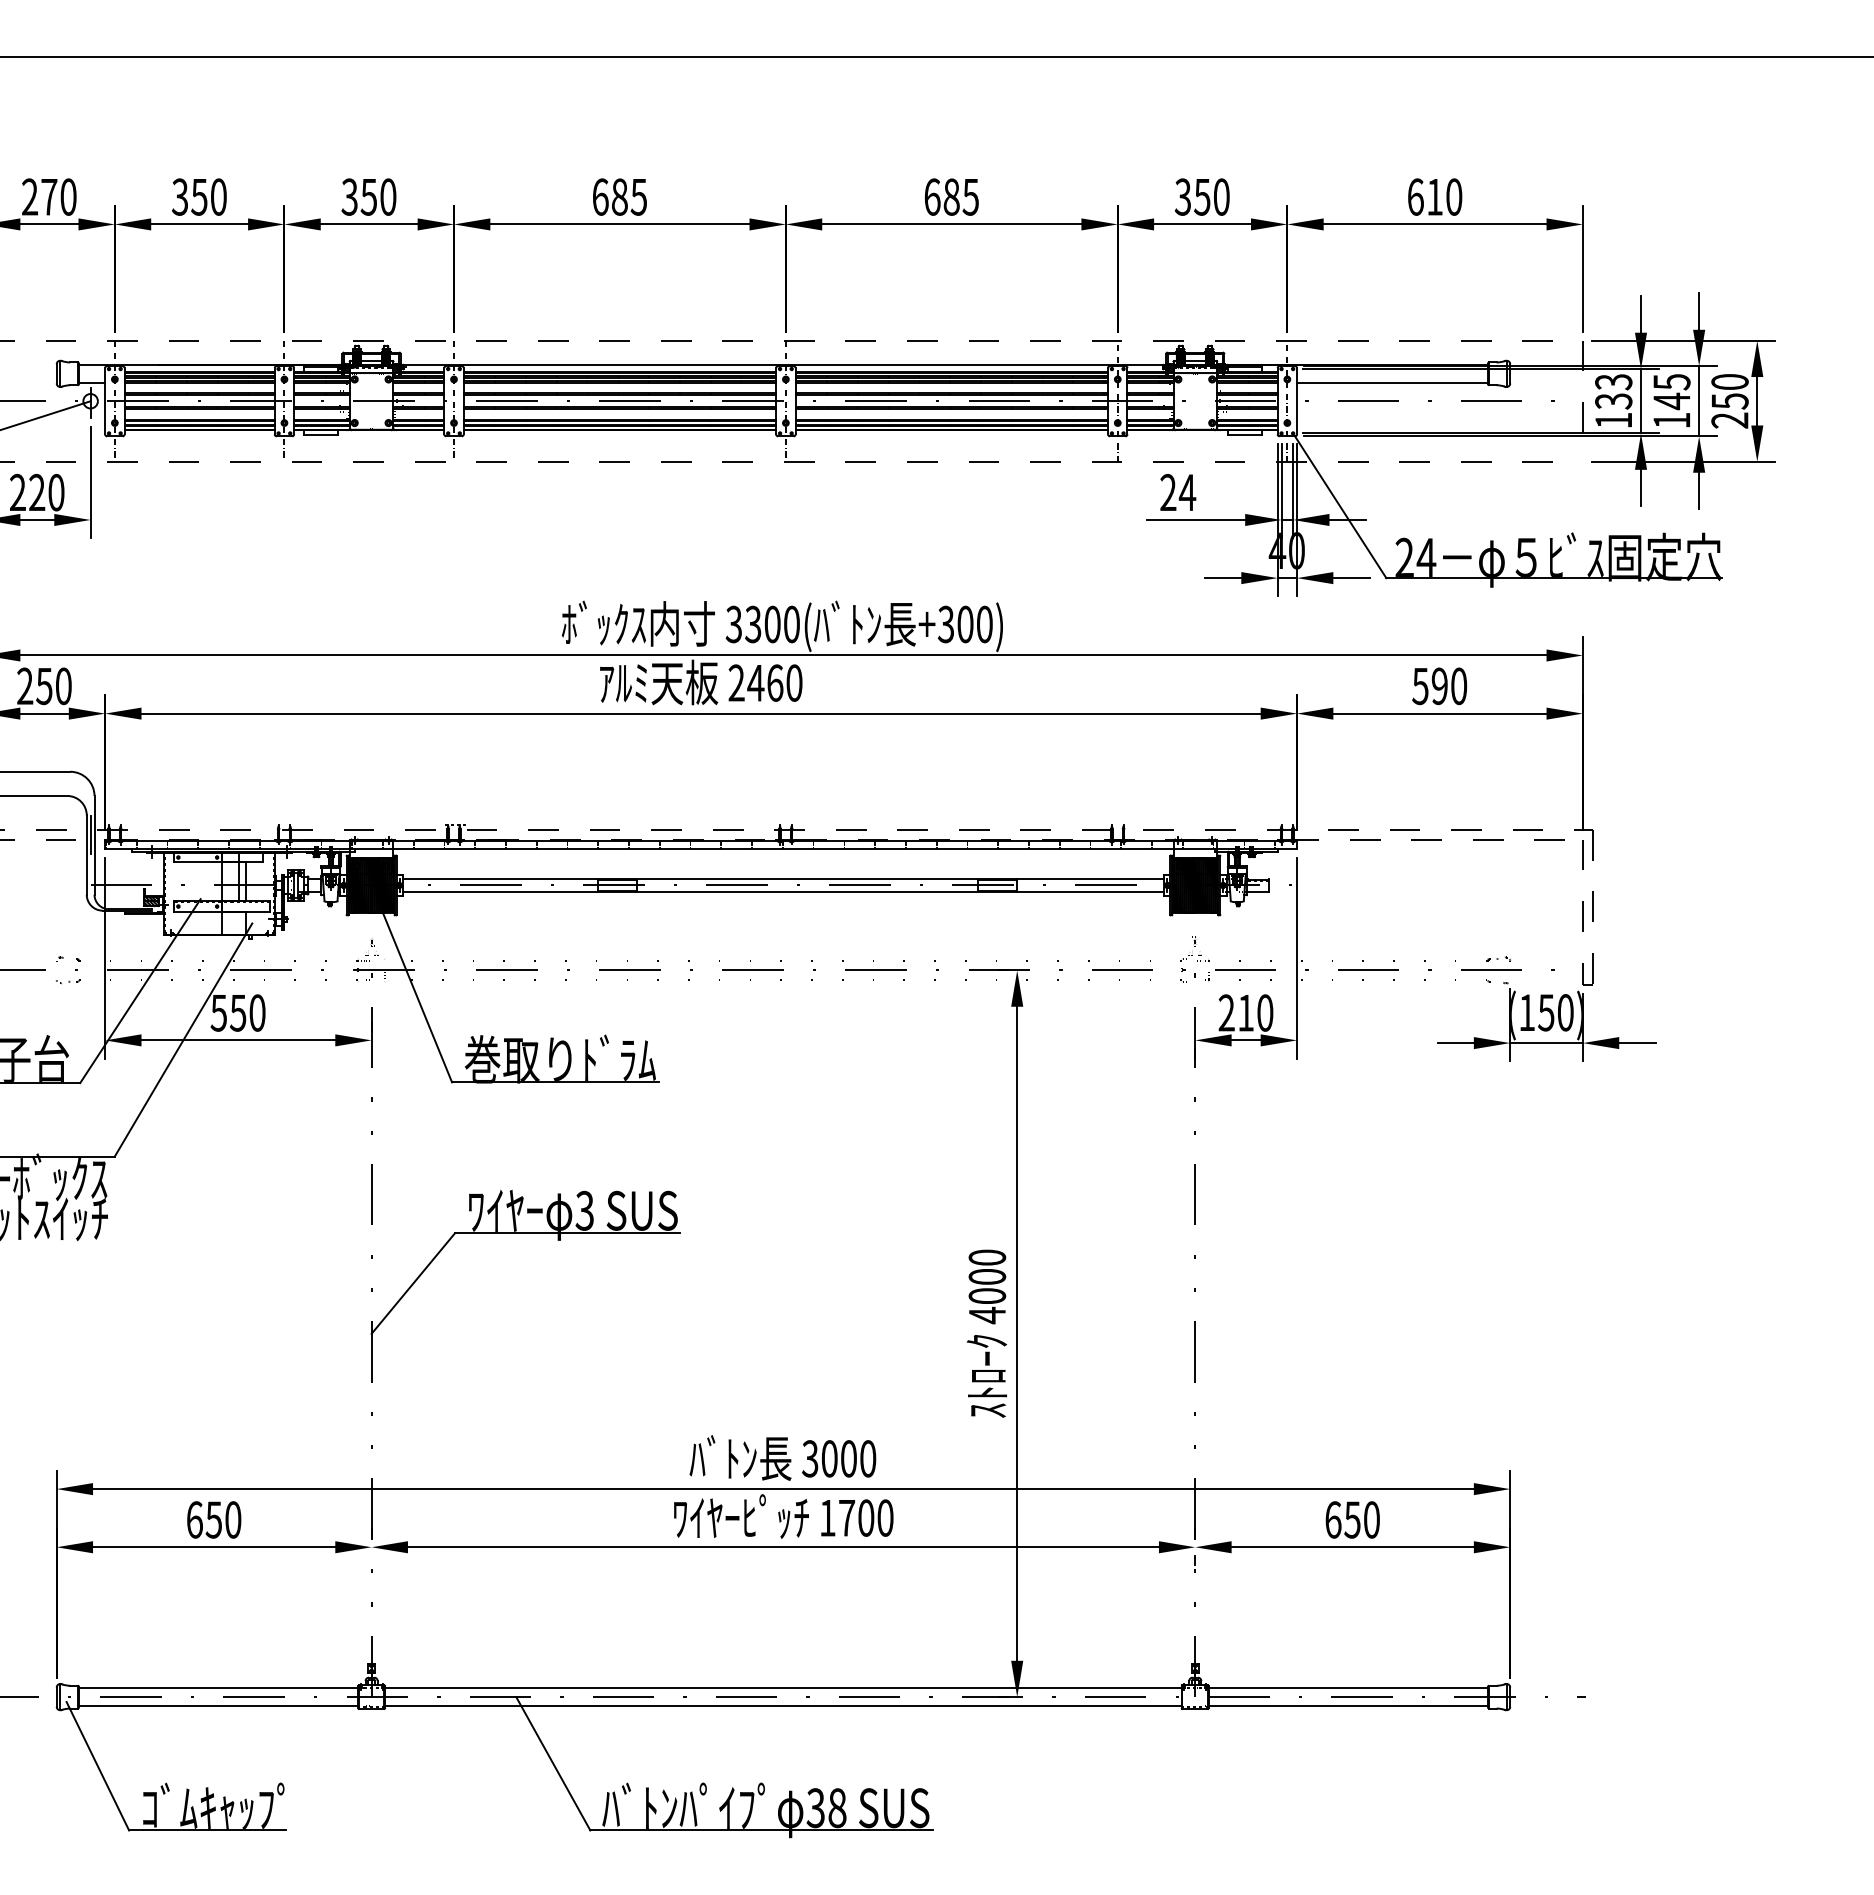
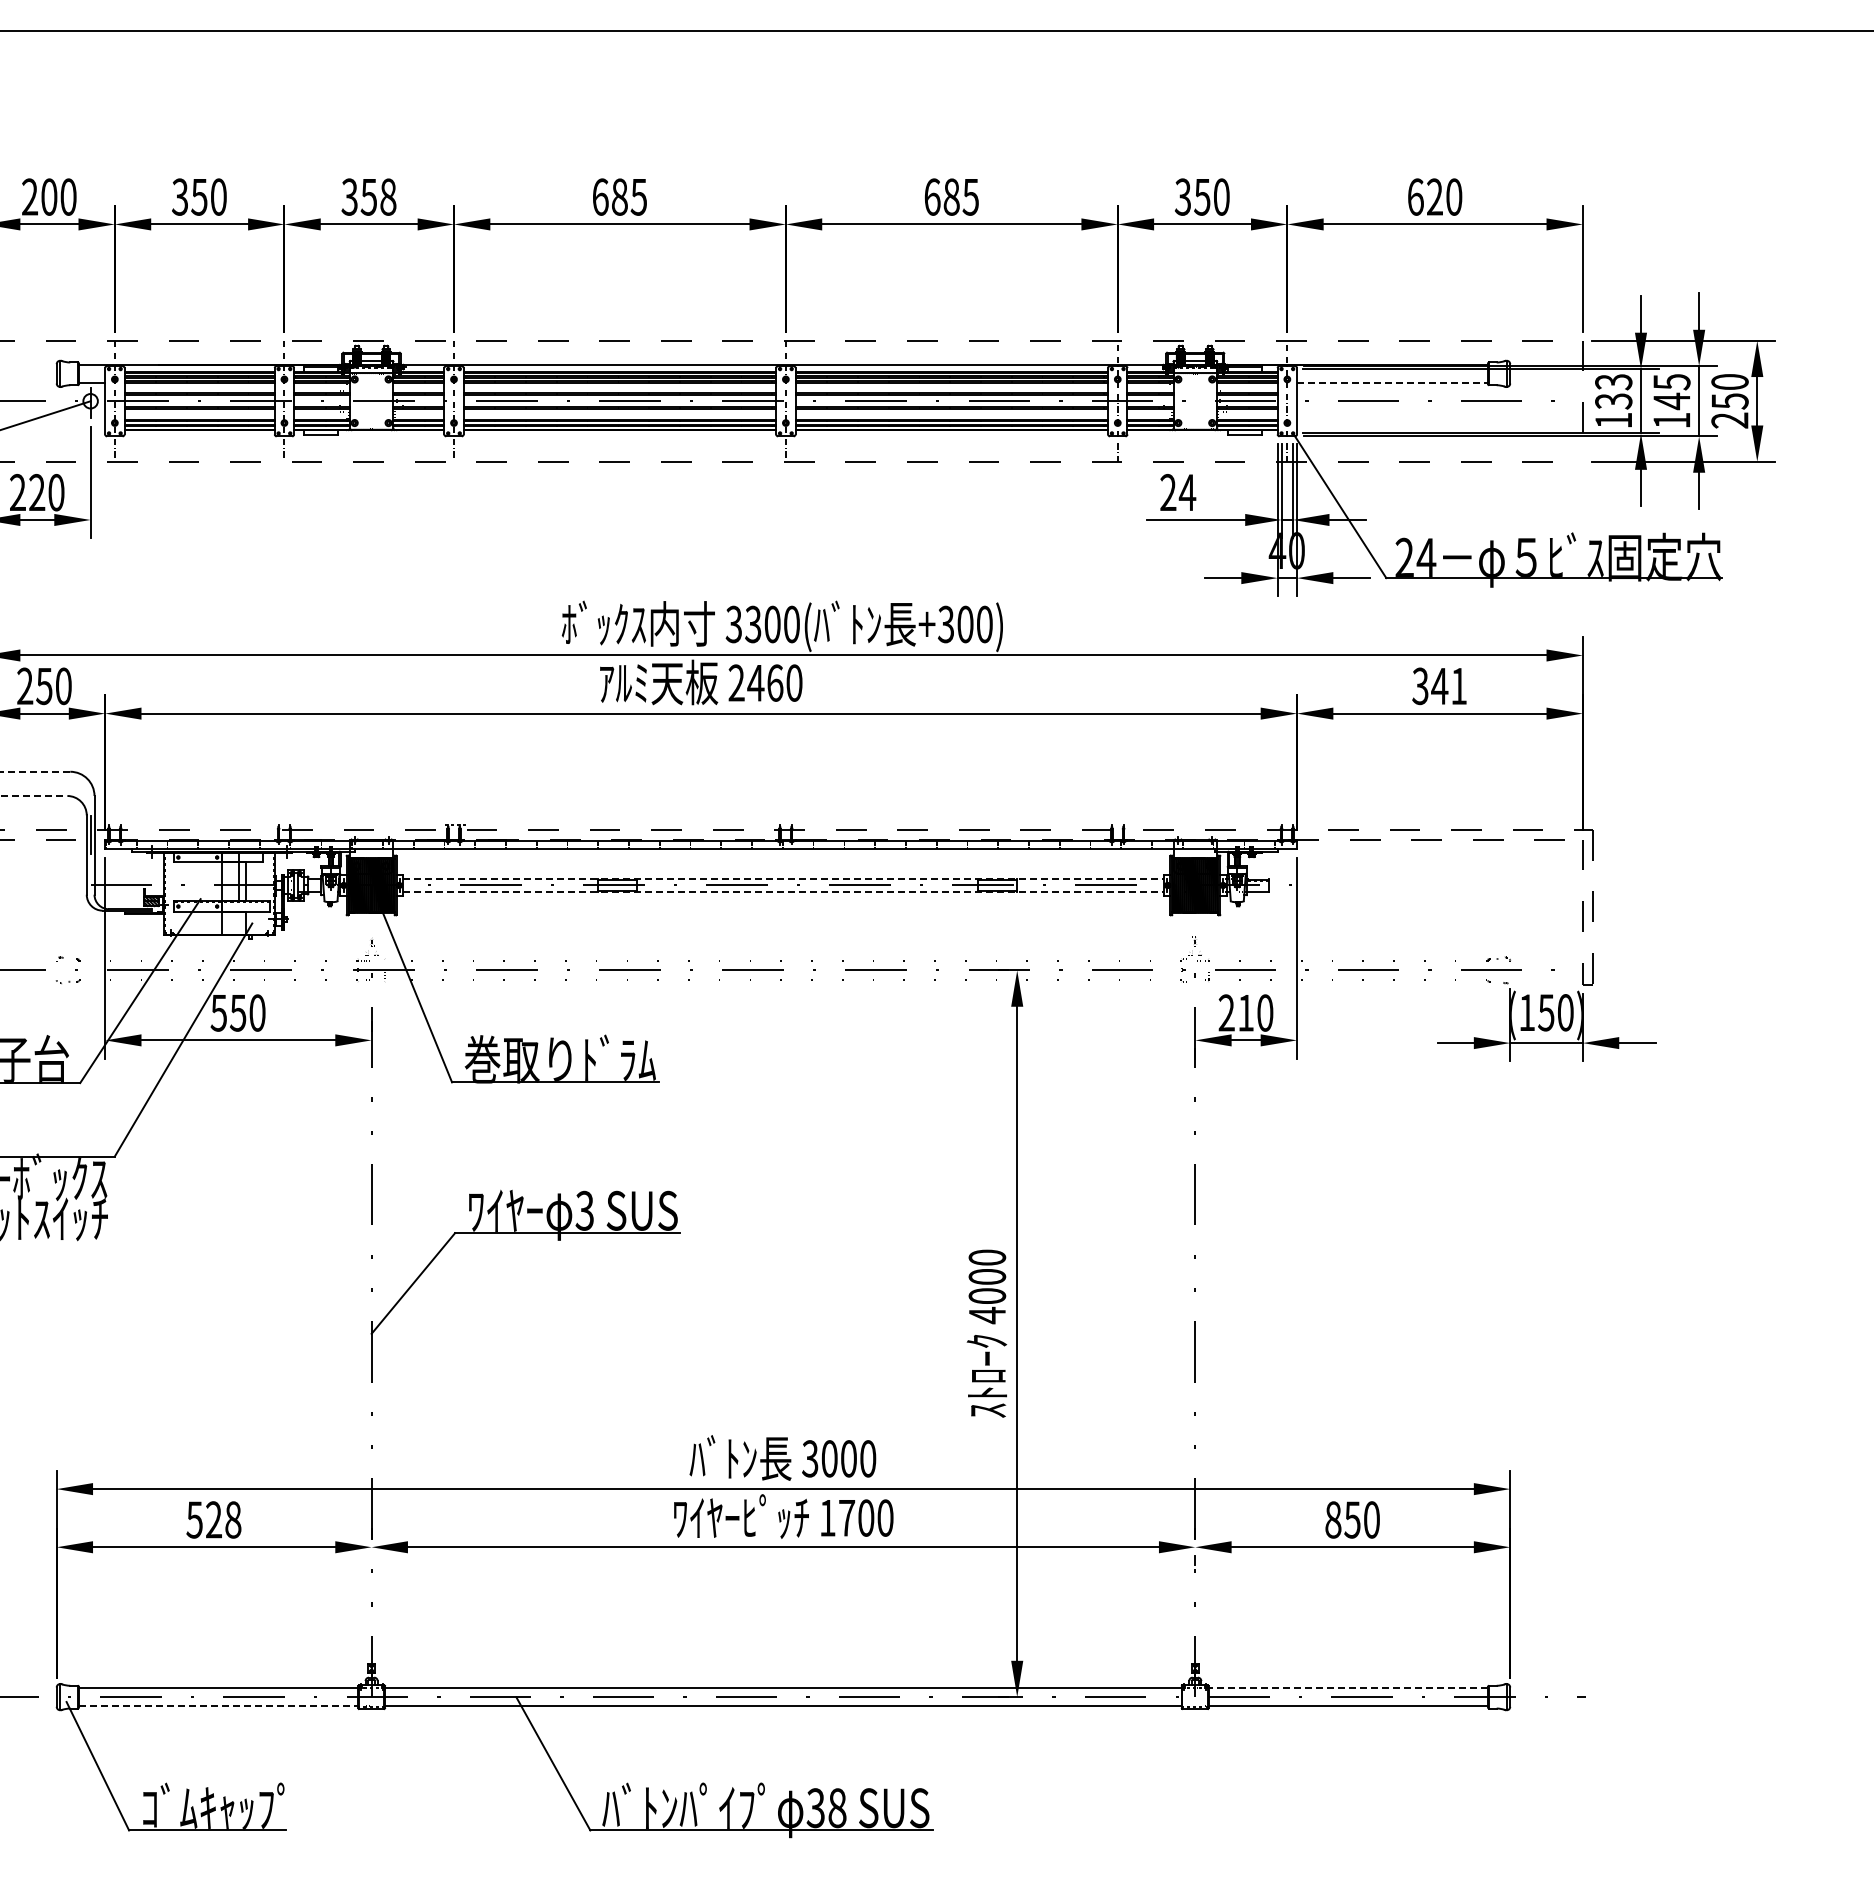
line position: (936, 56) -> (936, 30) (936, 30)
text: 270 -> 200 (49, 196)
text: 350 -> 358 (388, 196)
text: 610 -> 620 (1434, 196)
line: solid -> dashed (1392, 383)
text: 590 -> 341 (1439, 686)
line: solid -> dashed (35, 771)
line: solid -> dashed (34, 795)
line: solid -> dashed (783, 879)
line: solid -> dashed (783, 891)
text: 650 -> 528 (213, 1519)
text: 650 -> 850 (1333, 1519)
line: solid -> dashed (1348, 1687)
line: solid -> dashed (218, 1706)
